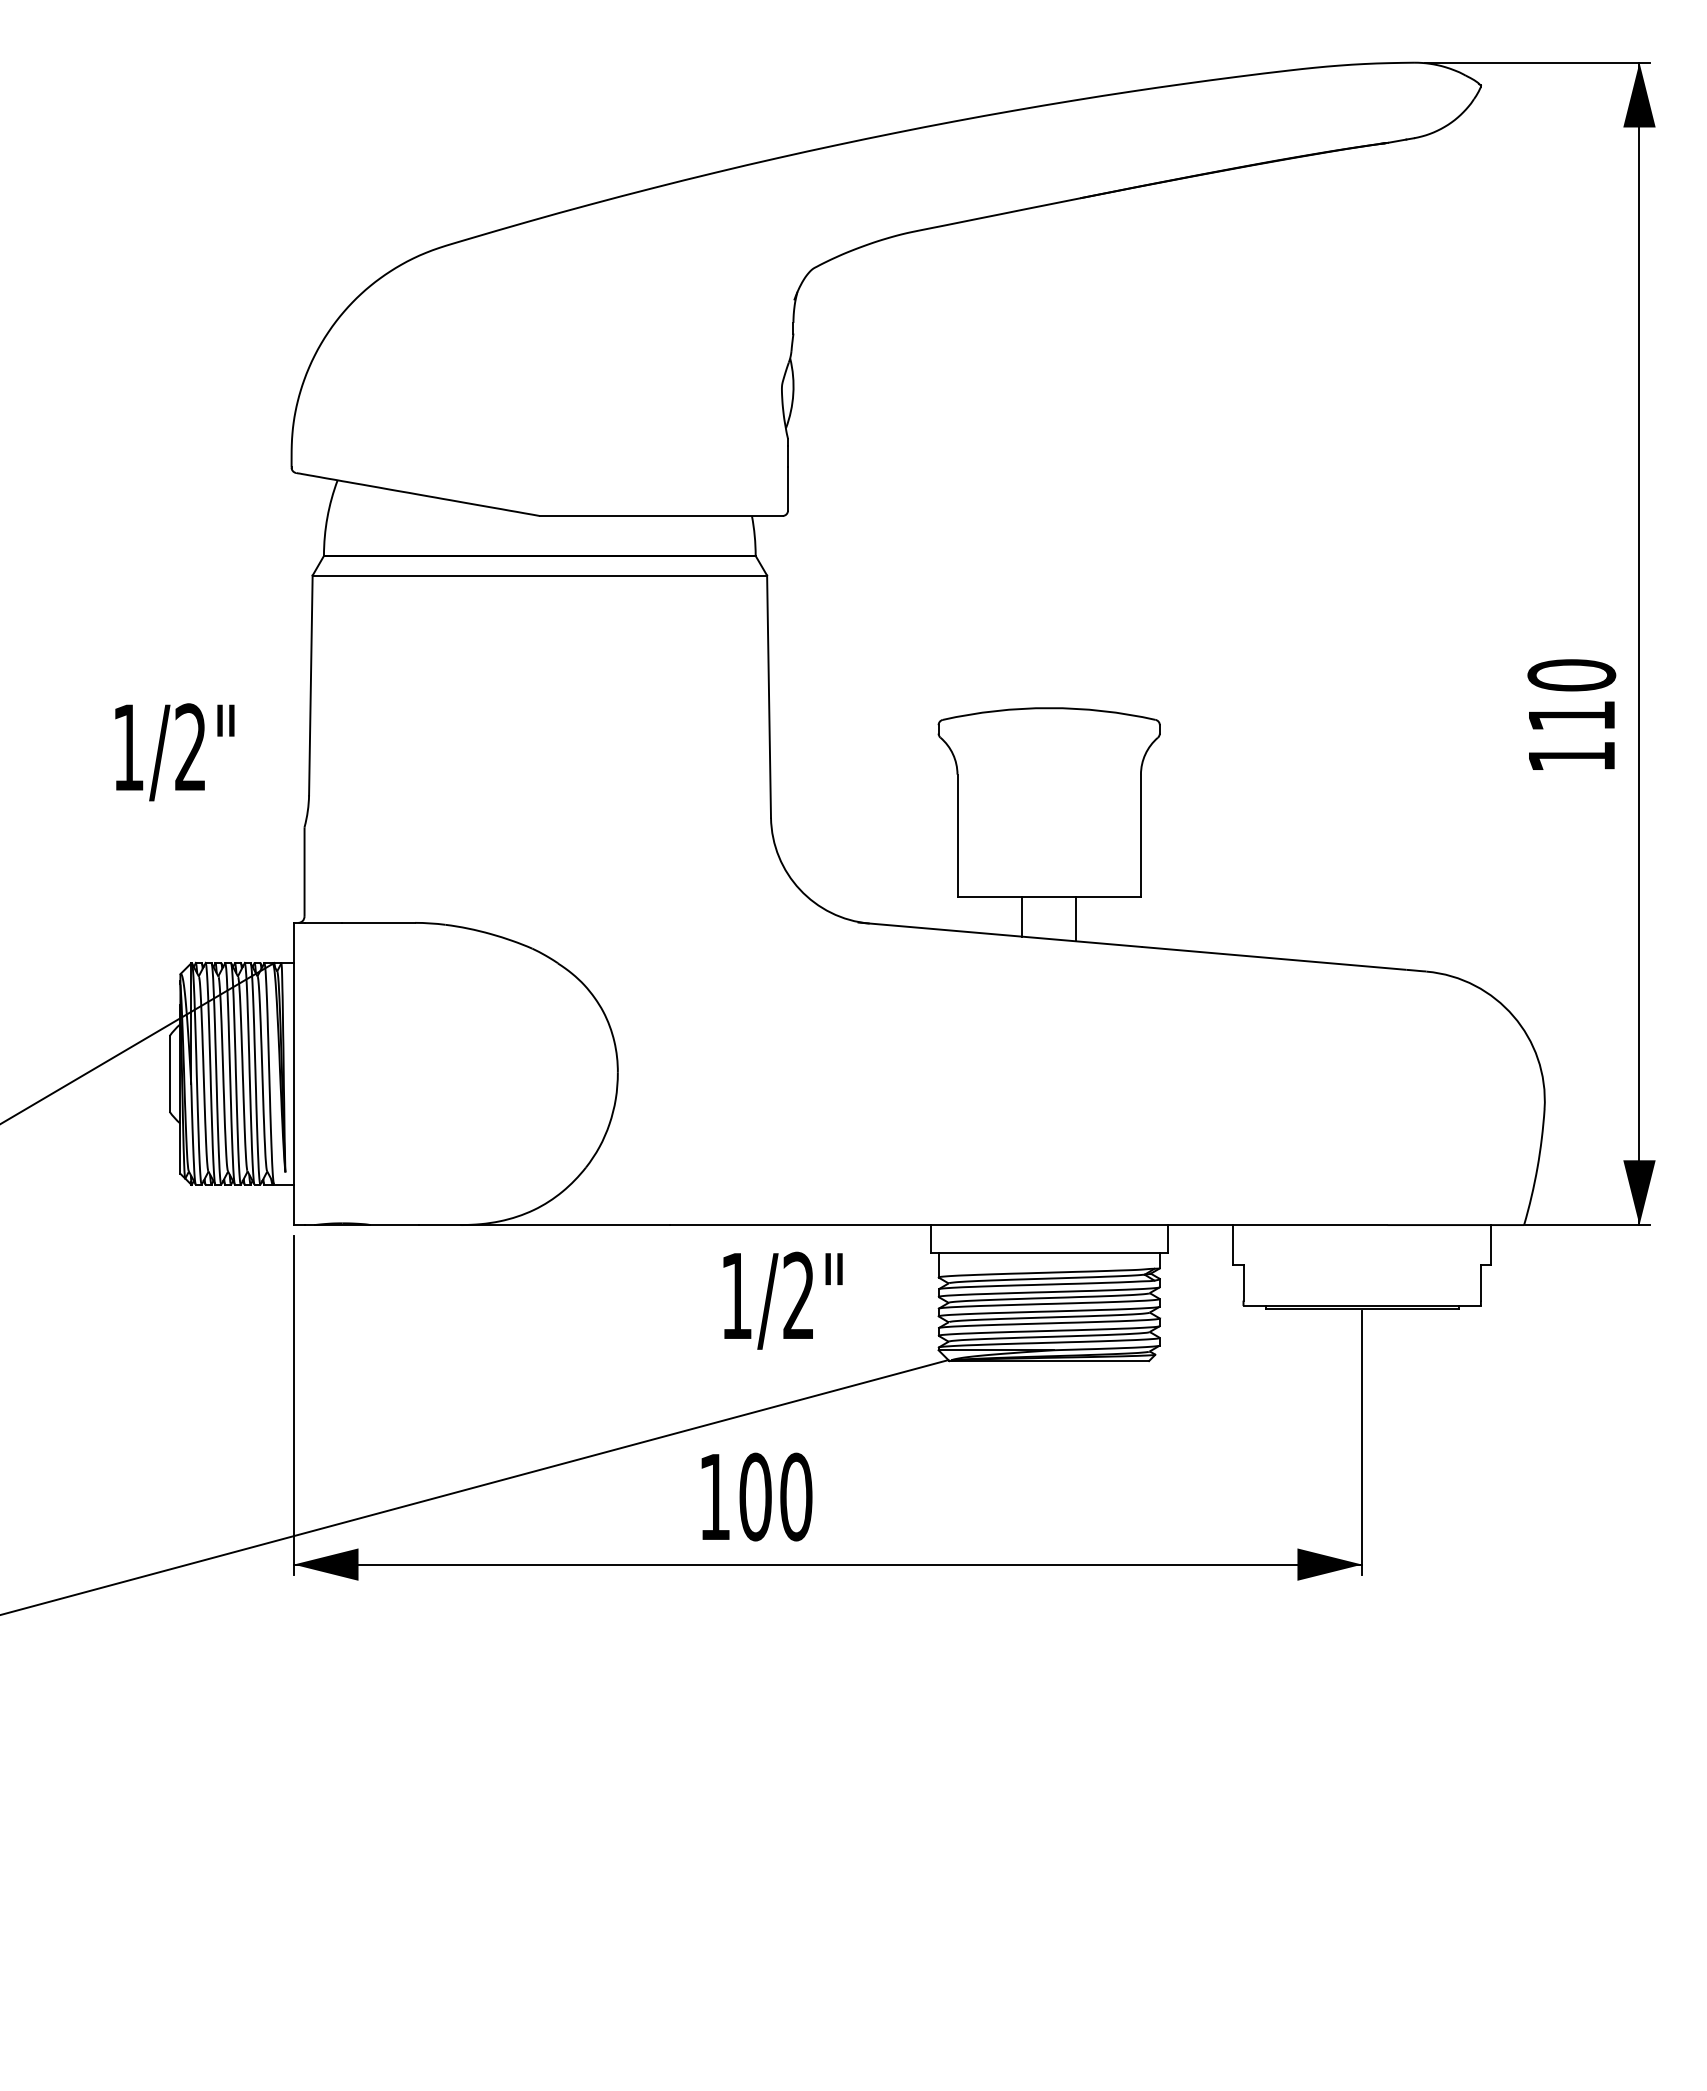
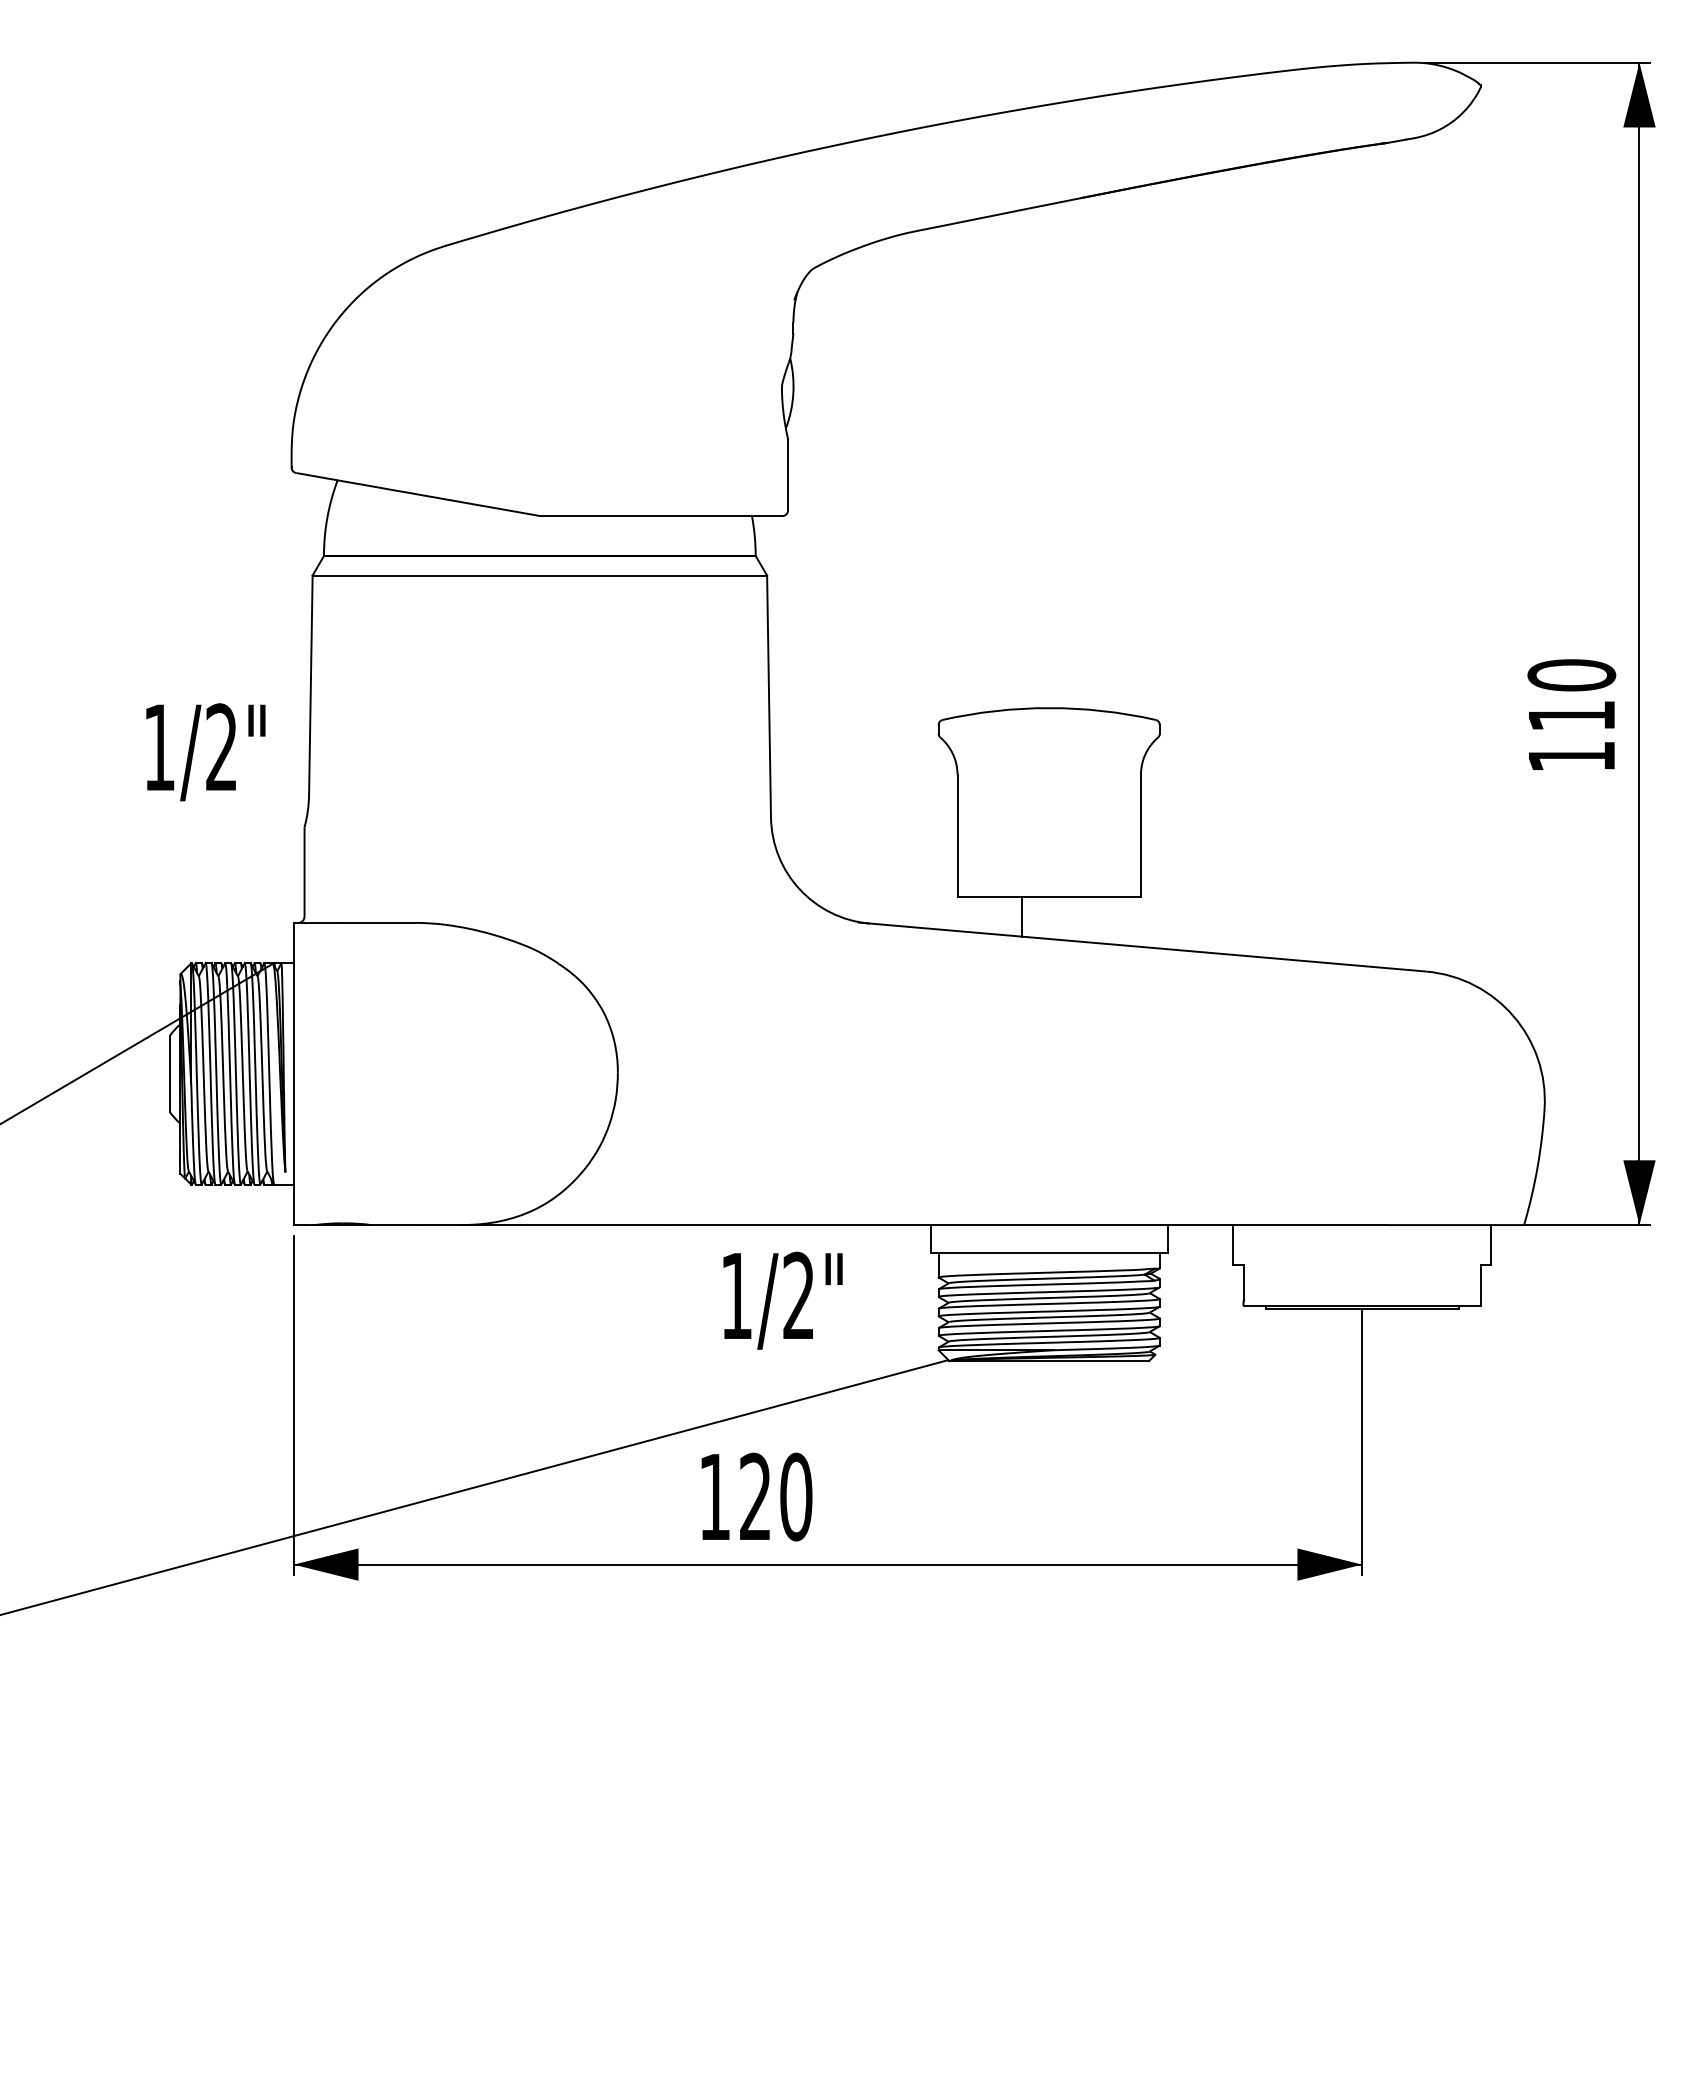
text position: (174, 752) -> (205, 752) (205, 752)
line: present -> none (1076, 918)
text: 100 -> 120 (755, 1496)
